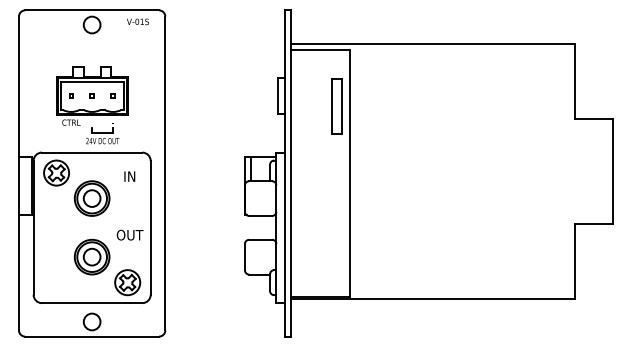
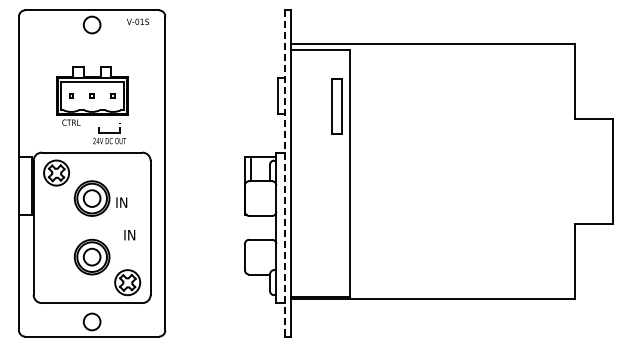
part position: (102, 133) -> (109, 133) (109, 133)
line: solid -> dashed (284, 174)
text position: (129, 176) -> (121, 202) (121, 202)
text: OUT -> IN (129, 234)
